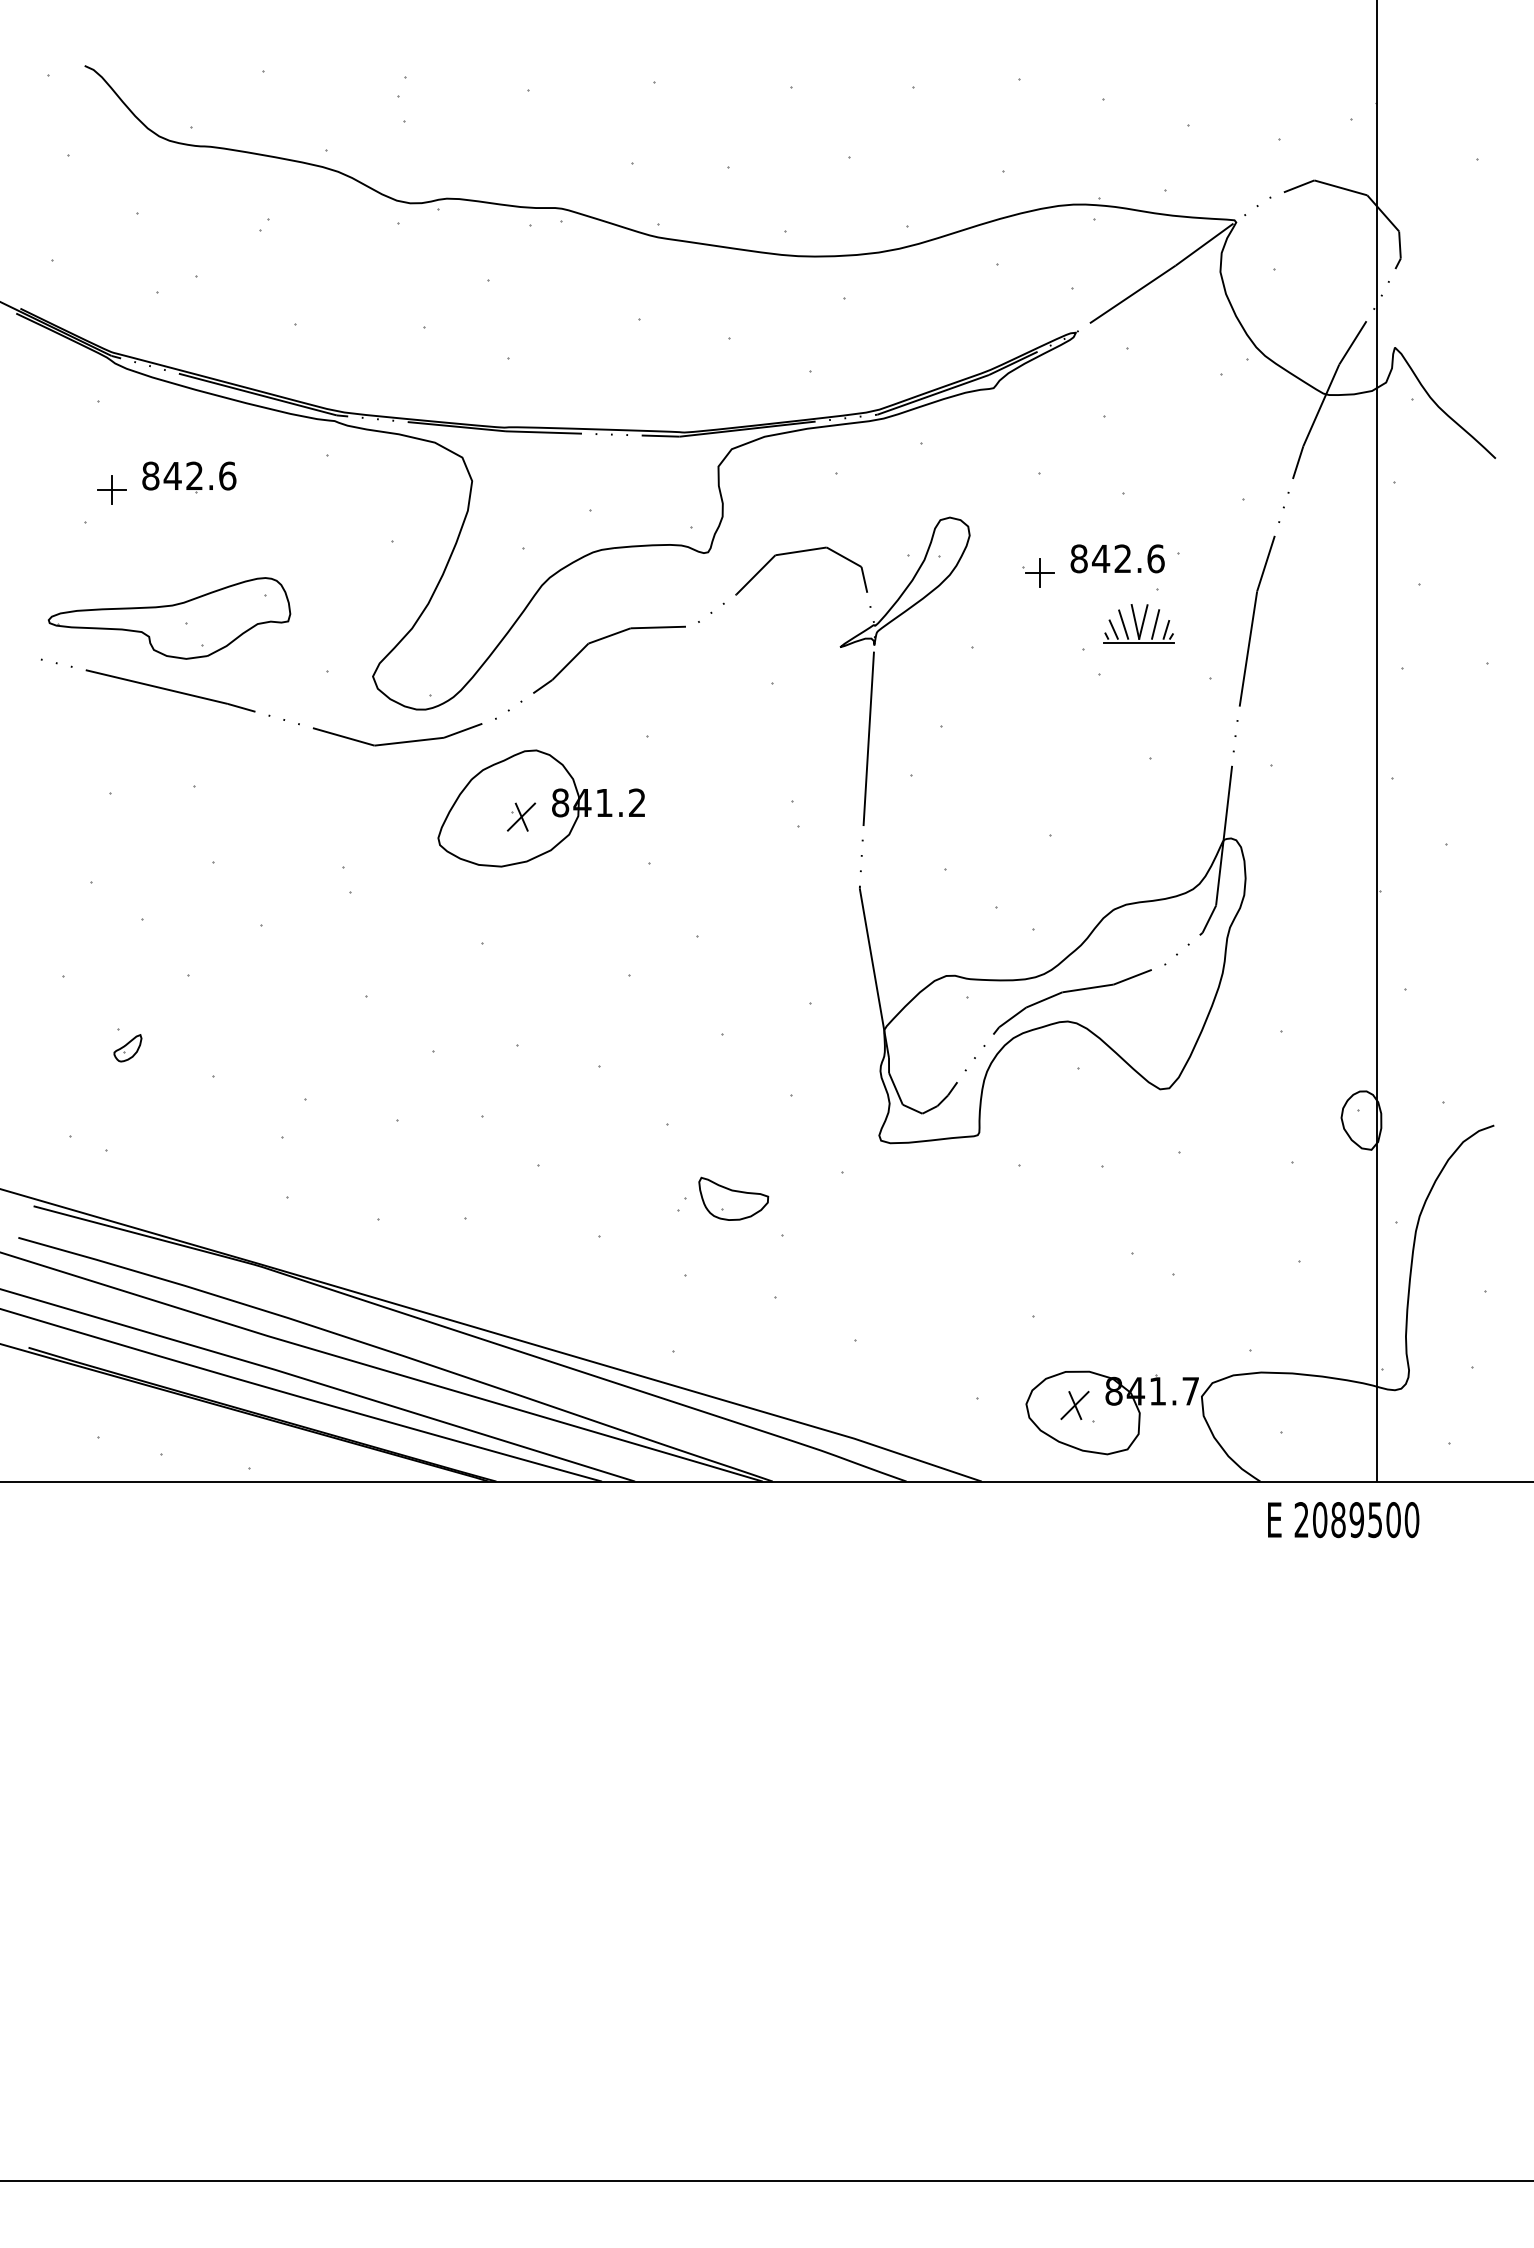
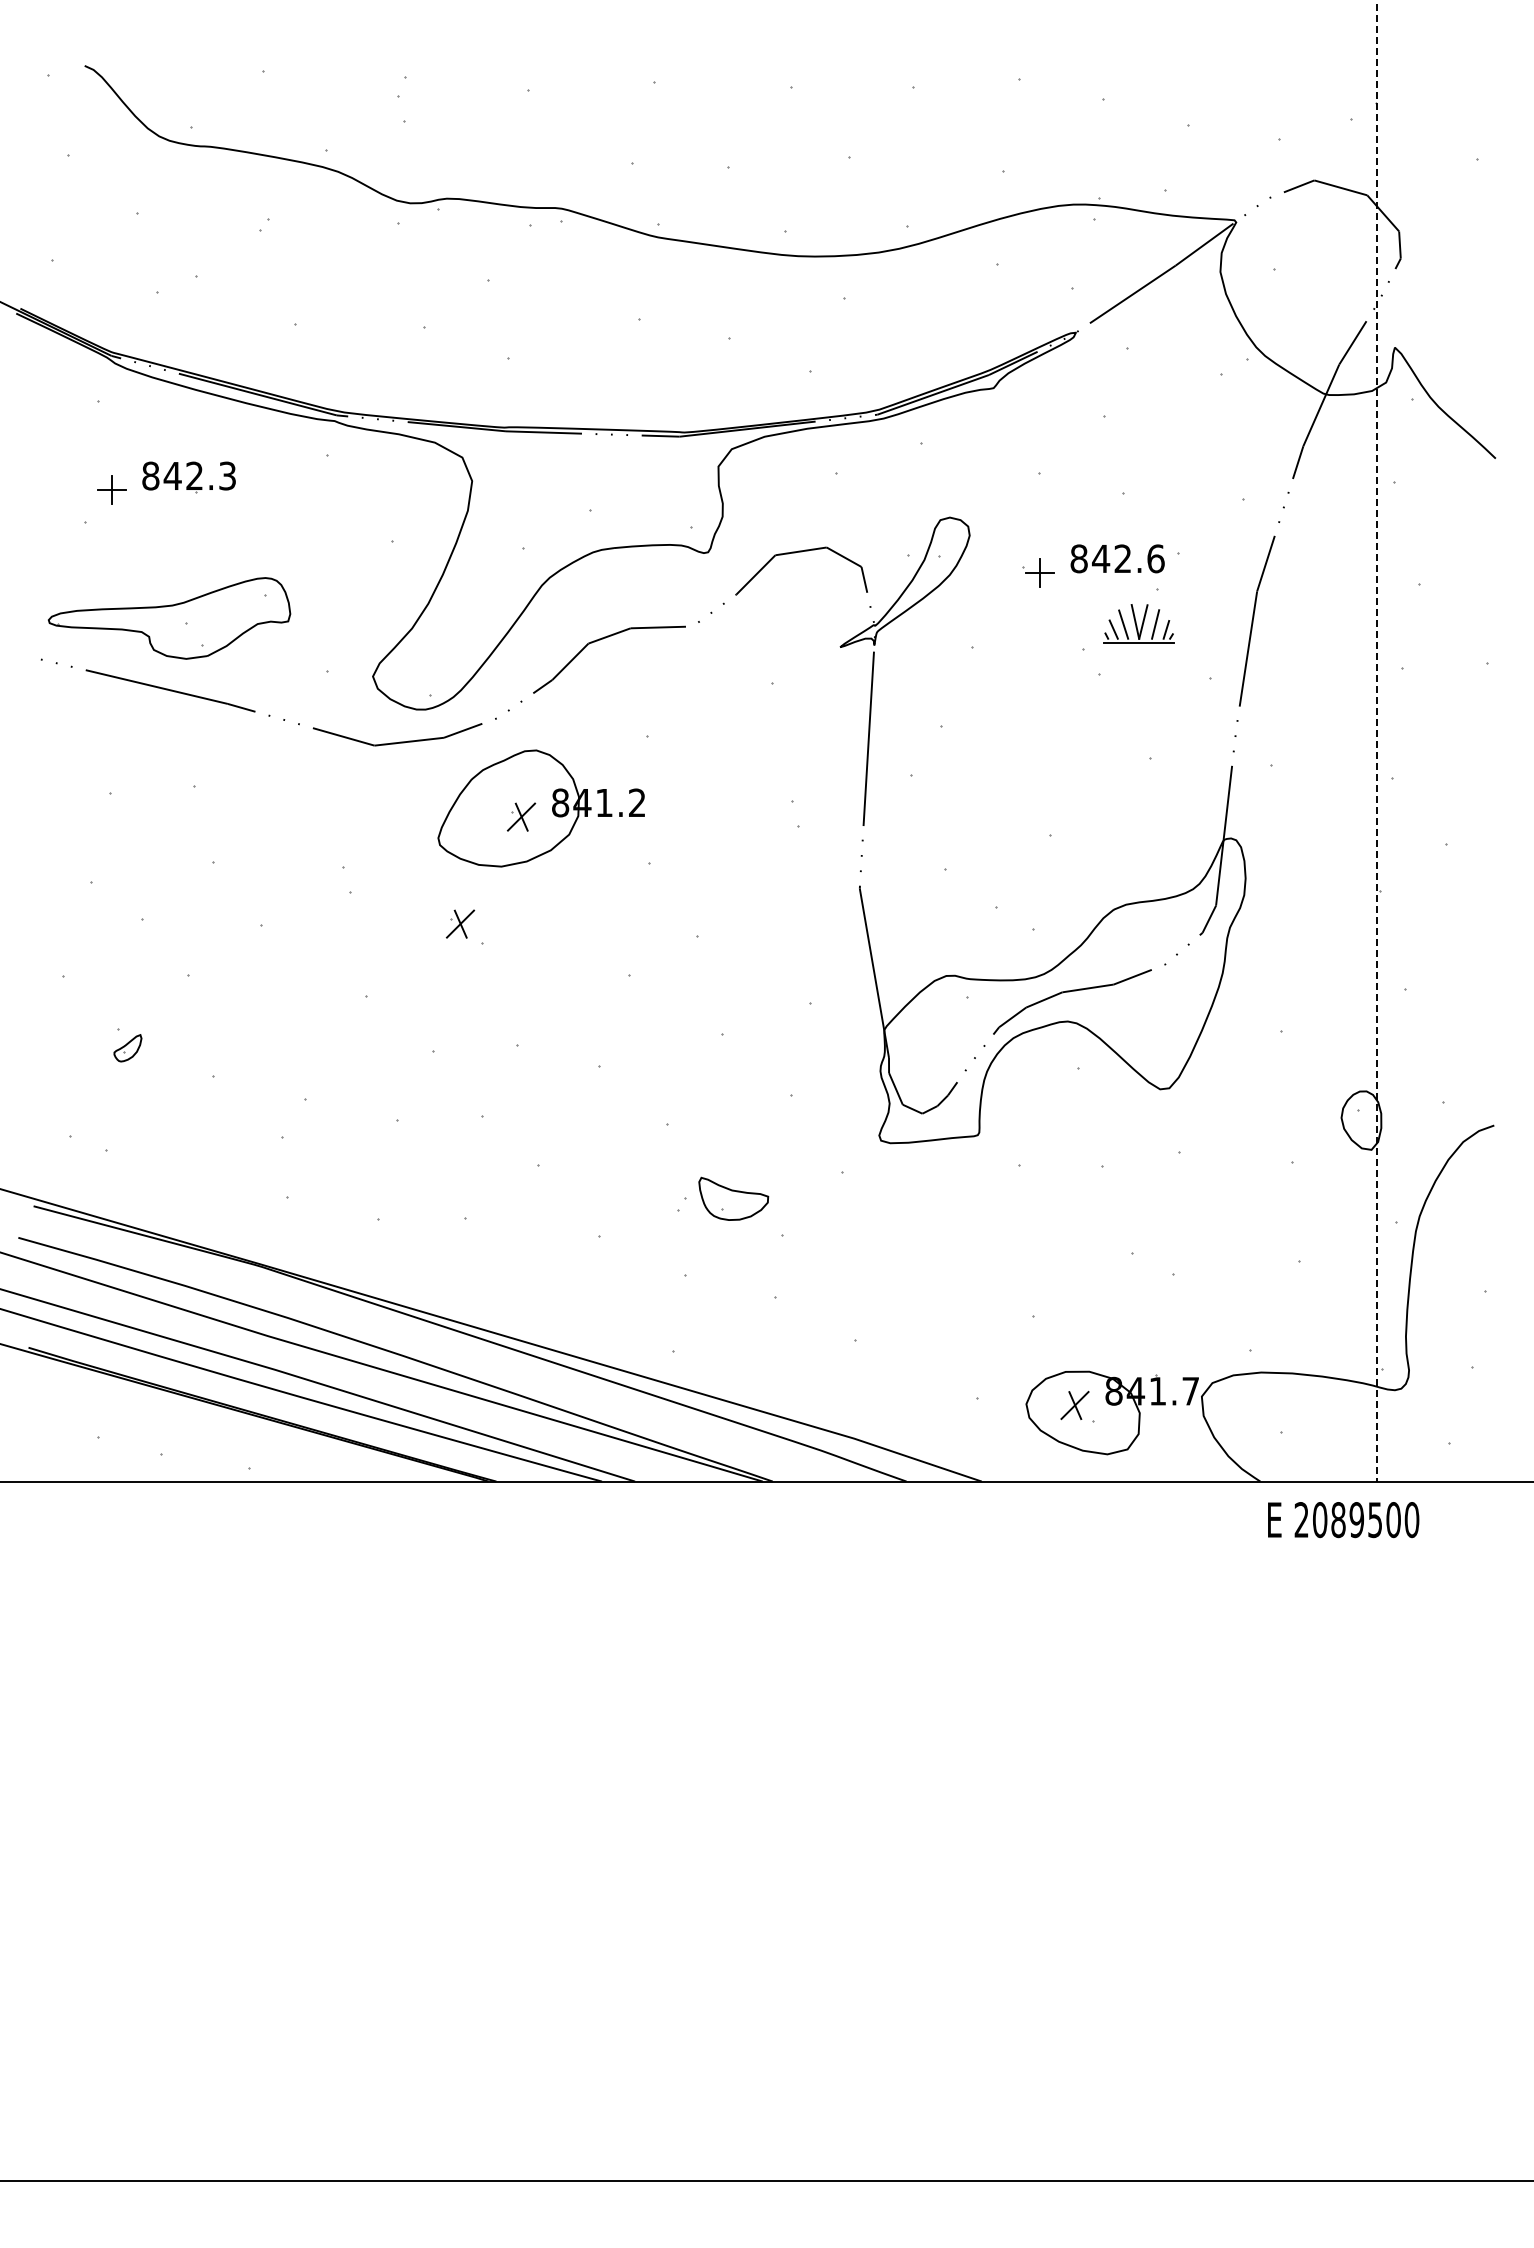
text: 842.6 -> 842.3 (227, 475)
line: solid -> dashed (1376, 741)
part: none -> present (460, 923)
